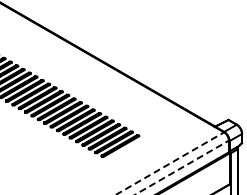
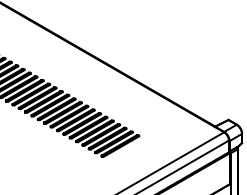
line: dashed -> solid (170, 163)
line: dashed -> solid (182, 167)
